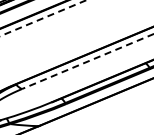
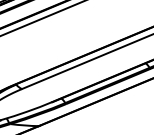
line: dashed -> solid (44, 17)
line: dashed -> solid (87, 61)
